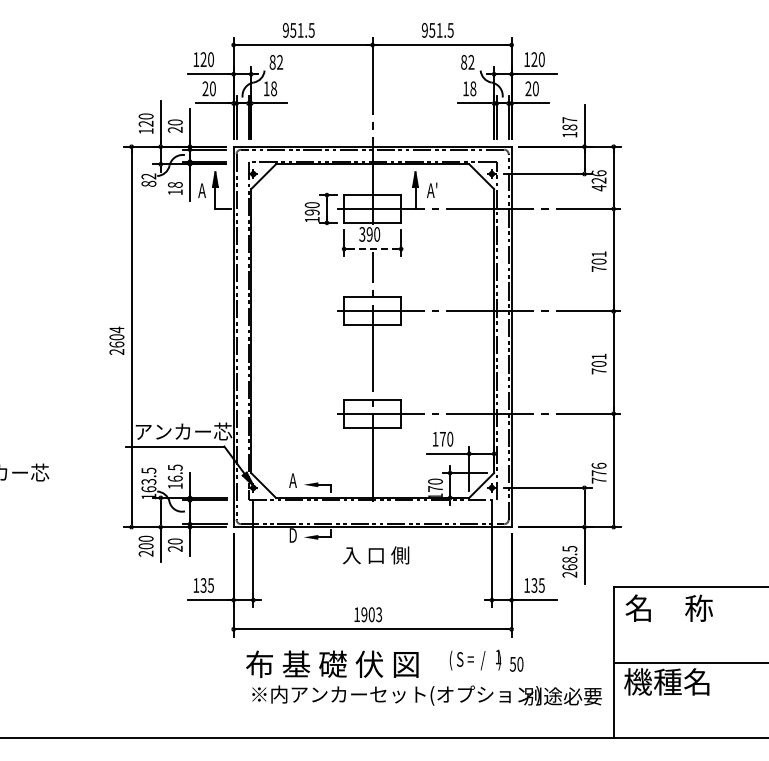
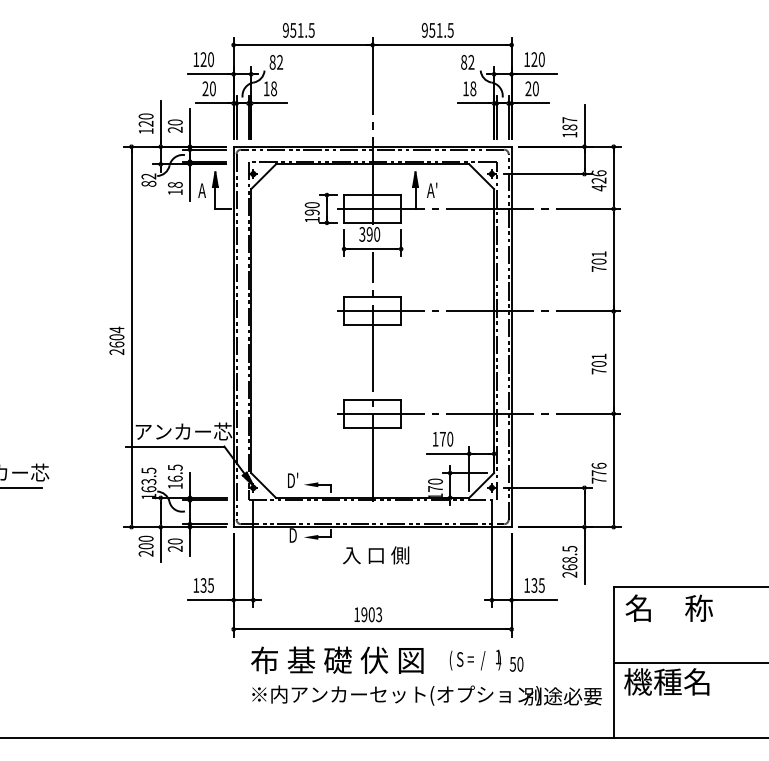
line: dashed -> solid (372, 249)
text: A -> D' (293, 479)
line: none -> present (21, 487)
text position: (332, 663) -> (337, 659) (337, 659)
